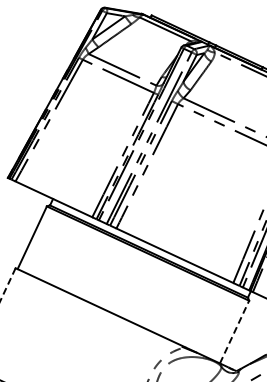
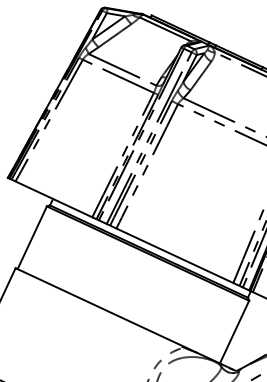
line: dashed -> solid (7, 285)
line: dashed -> solid (234, 332)
